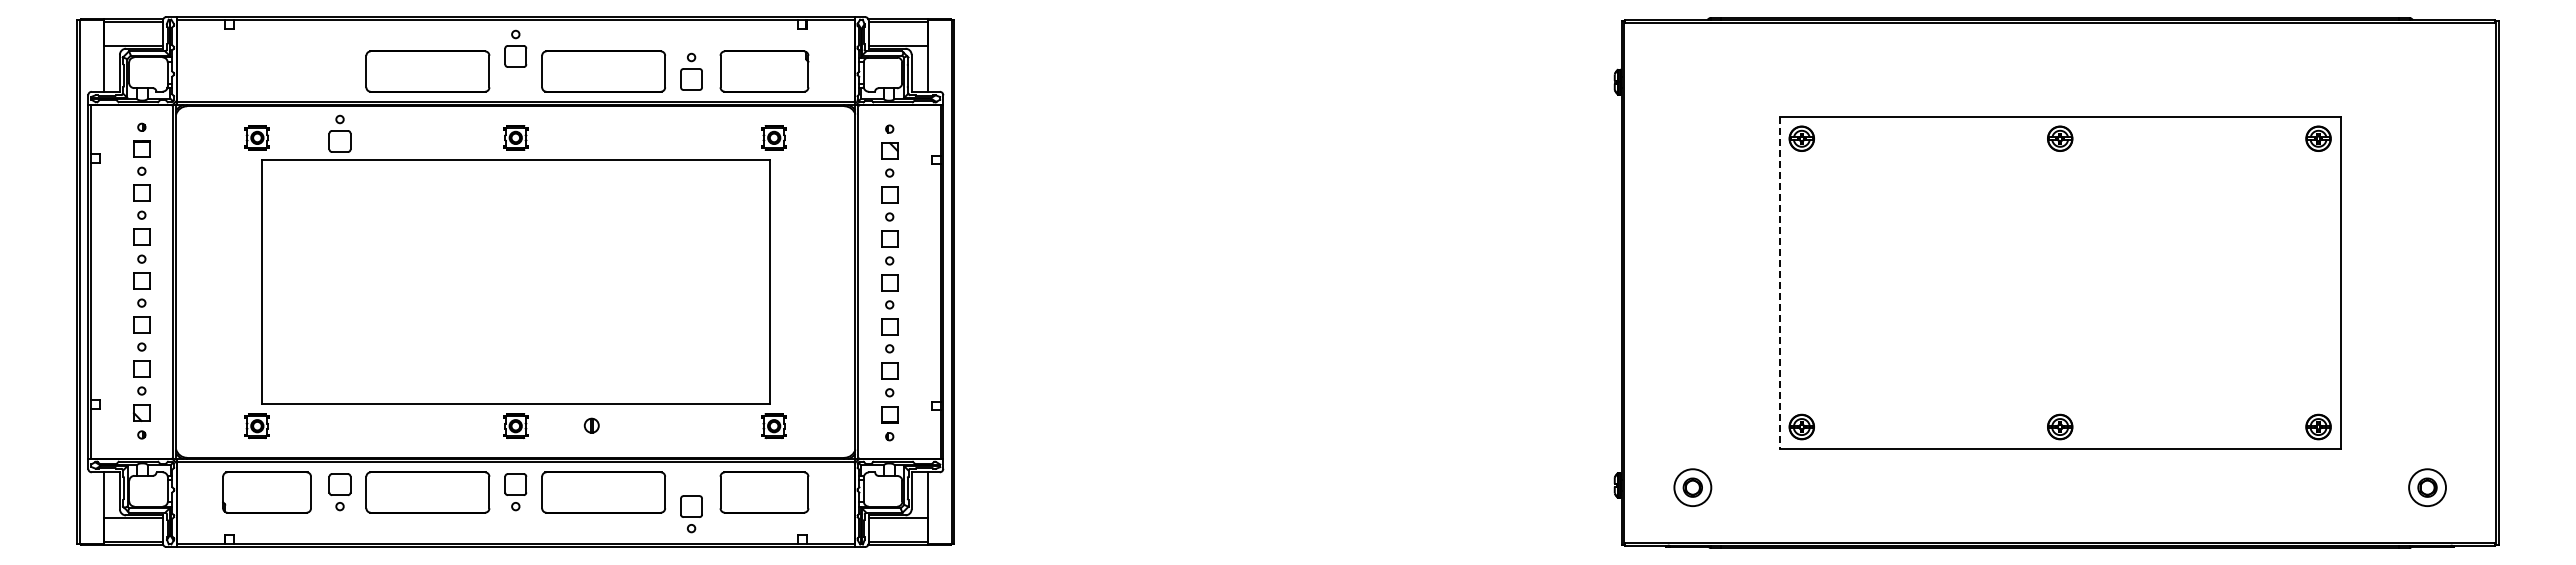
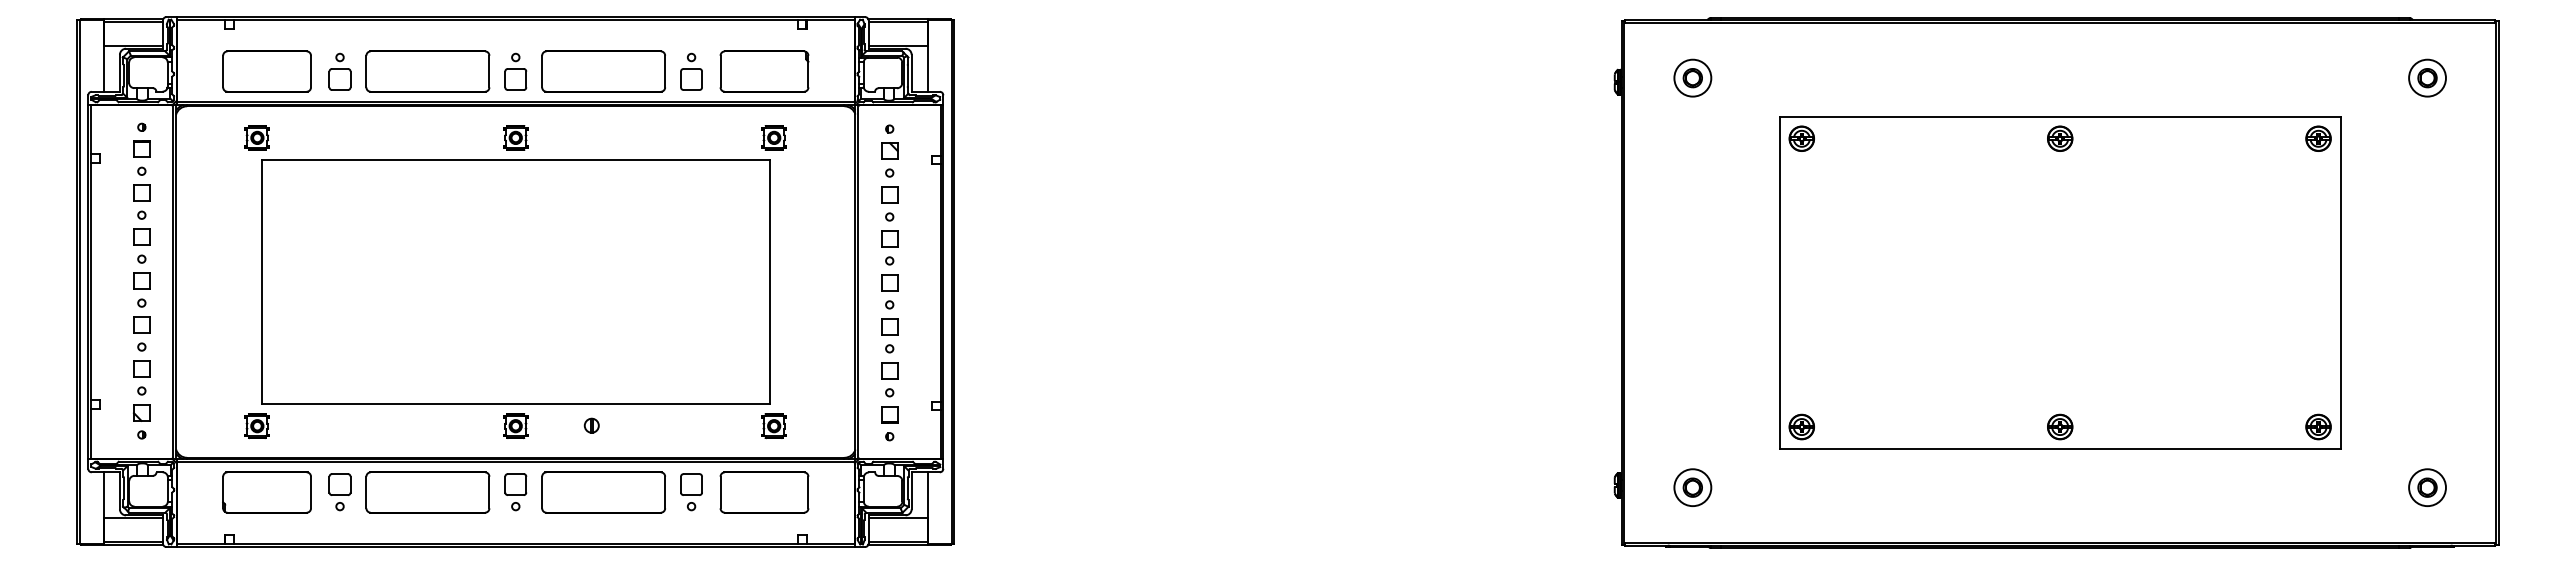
part position: (515, 48) -> (515, 71) (515, 71)
part: none -> present (266, 71)
part: none -> present (1692, 77)
part: none -> present (2427, 77)
part position: (339, 133) -> (339, 71) (339, 71)
line: dashed -> solid (1779, 283)
part position: (691, 514) -> (691, 492) (691, 492)
